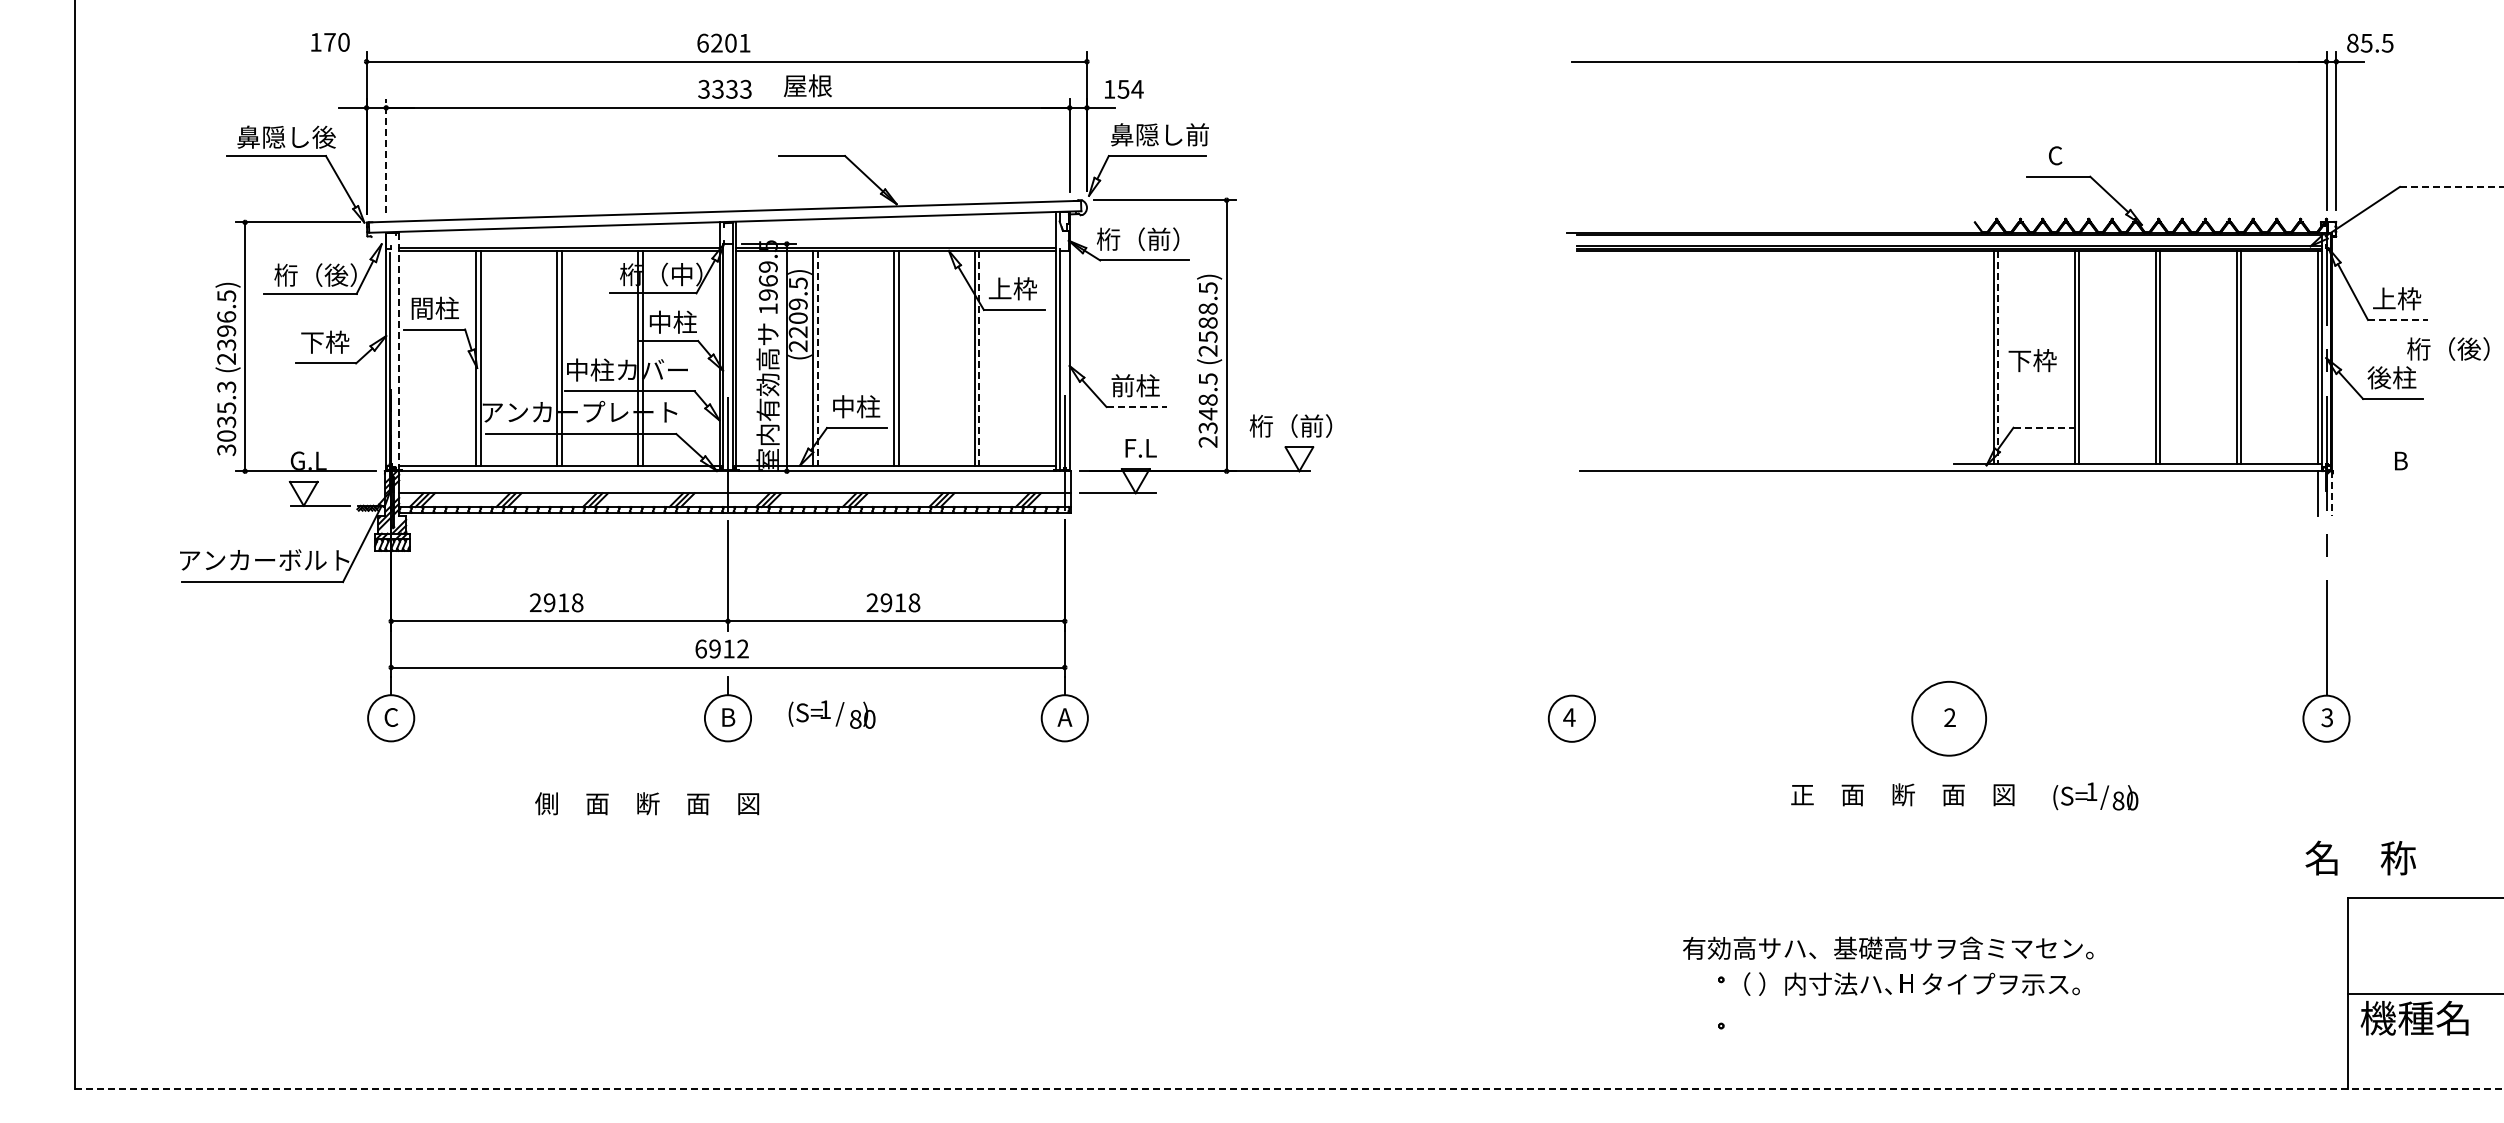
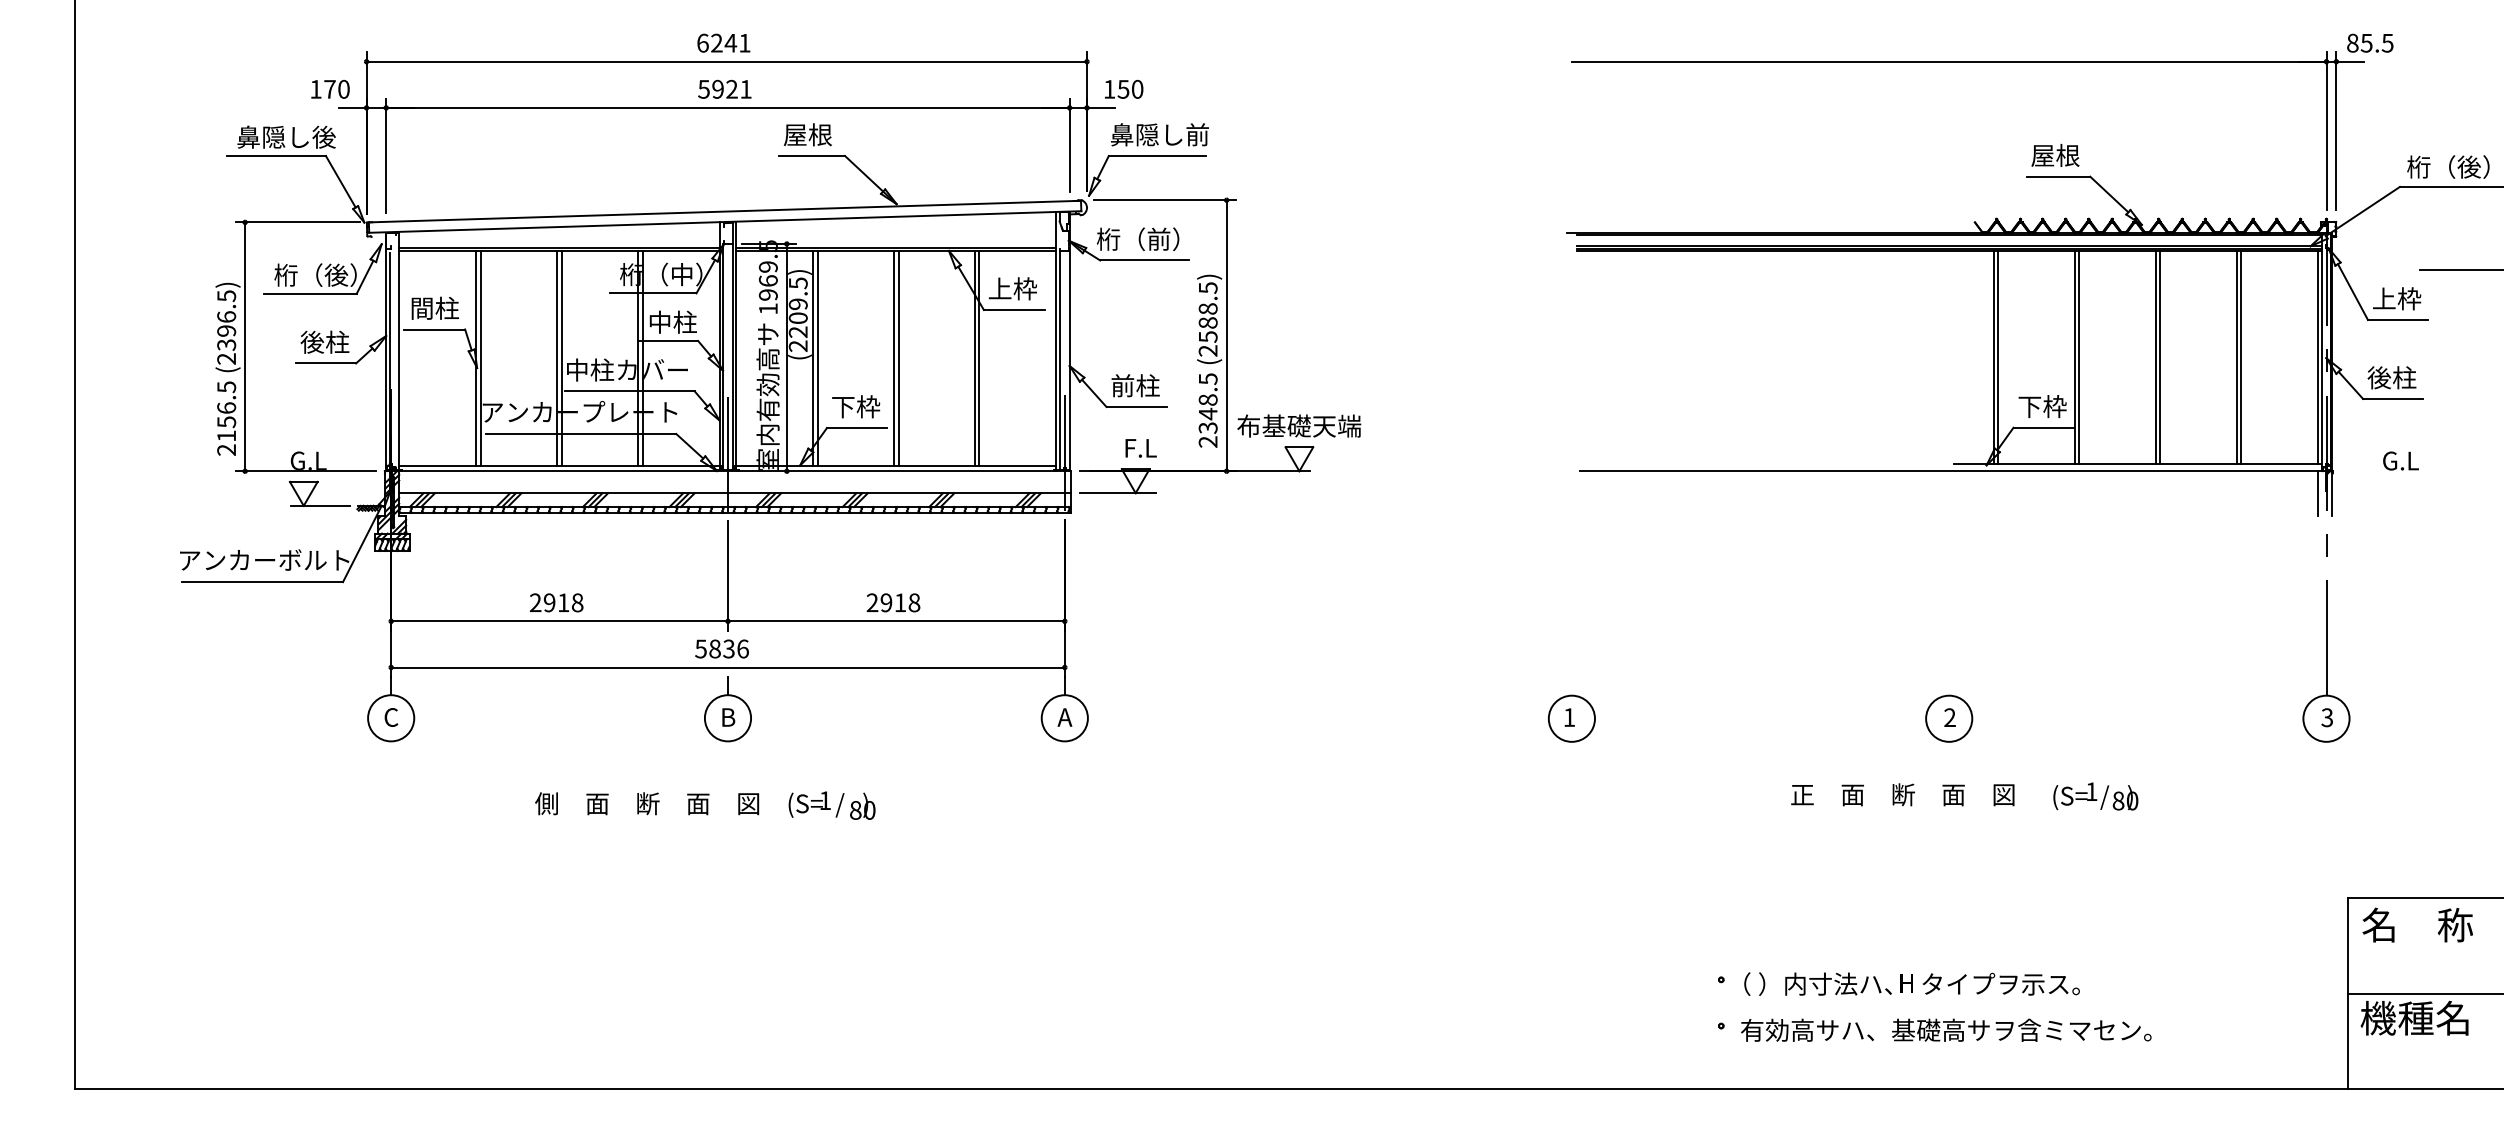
text position: (330, 42) -> (330, 89) (330, 89)
text: 6201 -> 6241 (730, 42)
text position: (807, 85) -> (807, 134) (807, 134)
text: 3333 -> 5921 (724, 88)
text: 154 -> 150 (1137, 88)
text: C -> 屋根 (2055, 154)
line: dashed -> solid (386, 155)
line: dashed -> solid (2451, 186)
line: none -> present (2460, 270)
line: dashed -> solid (2398, 320)
text: 下枠 -> 後柱 (324, 341)
text position: (2448, 348) -> (2448, 166) (2448, 166)
line: dashed -> solid (399, 352)
line: dashed -> solid (1998, 357)
line: dashed -> solid (817, 358)
line: dashed -> solid (979, 358)
text position: (2032, 360) -> (2042, 406) (2042, 406)
text: 中柱 -> 下枠 (856, 406)
line: dashed -> solid (1137, 406)
text: 3035.3 -> 2156.5 (226, 418)
text: 桁（前） -> 布基礎天端 (1299, 425)
line: dashed -> solid (2044, 427)
text: B -> G.L (2400, 460)
line: dashed -> solid (2332, 493)
text: 6912 -> 5836 (721, 648)
text position: (831, 714) -> (831, 805) (831, 805)
text: 4 -> 1 (1569, 717)
circle diameter: 74 px -> 46 px (1949, 718)
text position: (2360, 857) -> (2417, 924) (2417, 924)
text position: (1888, 947) -> (1946, 1029) (1946, 1029)
line: dashed -> solid (1289, 1089)
